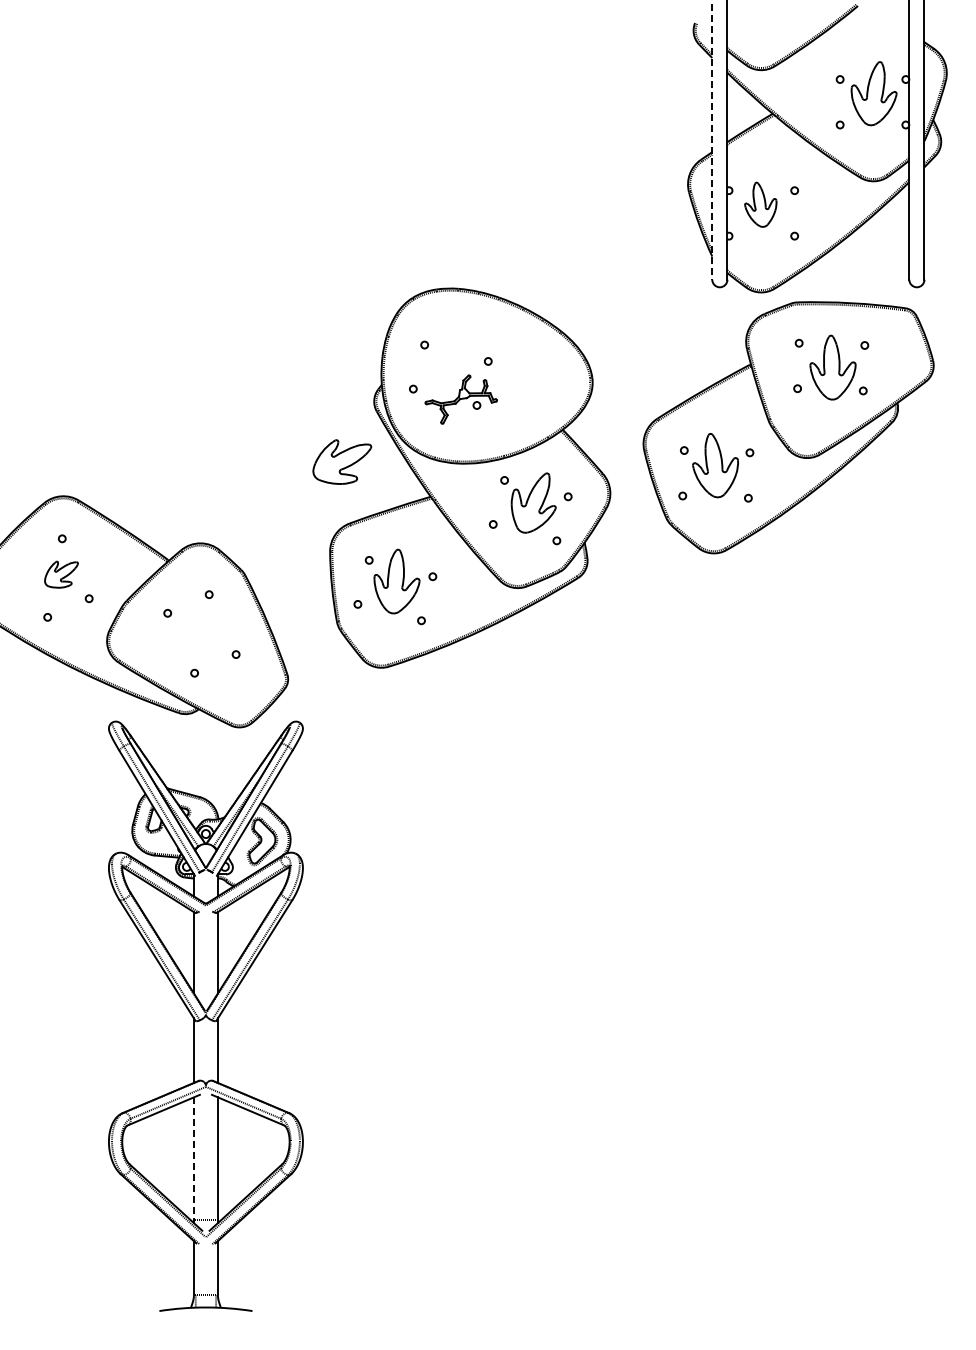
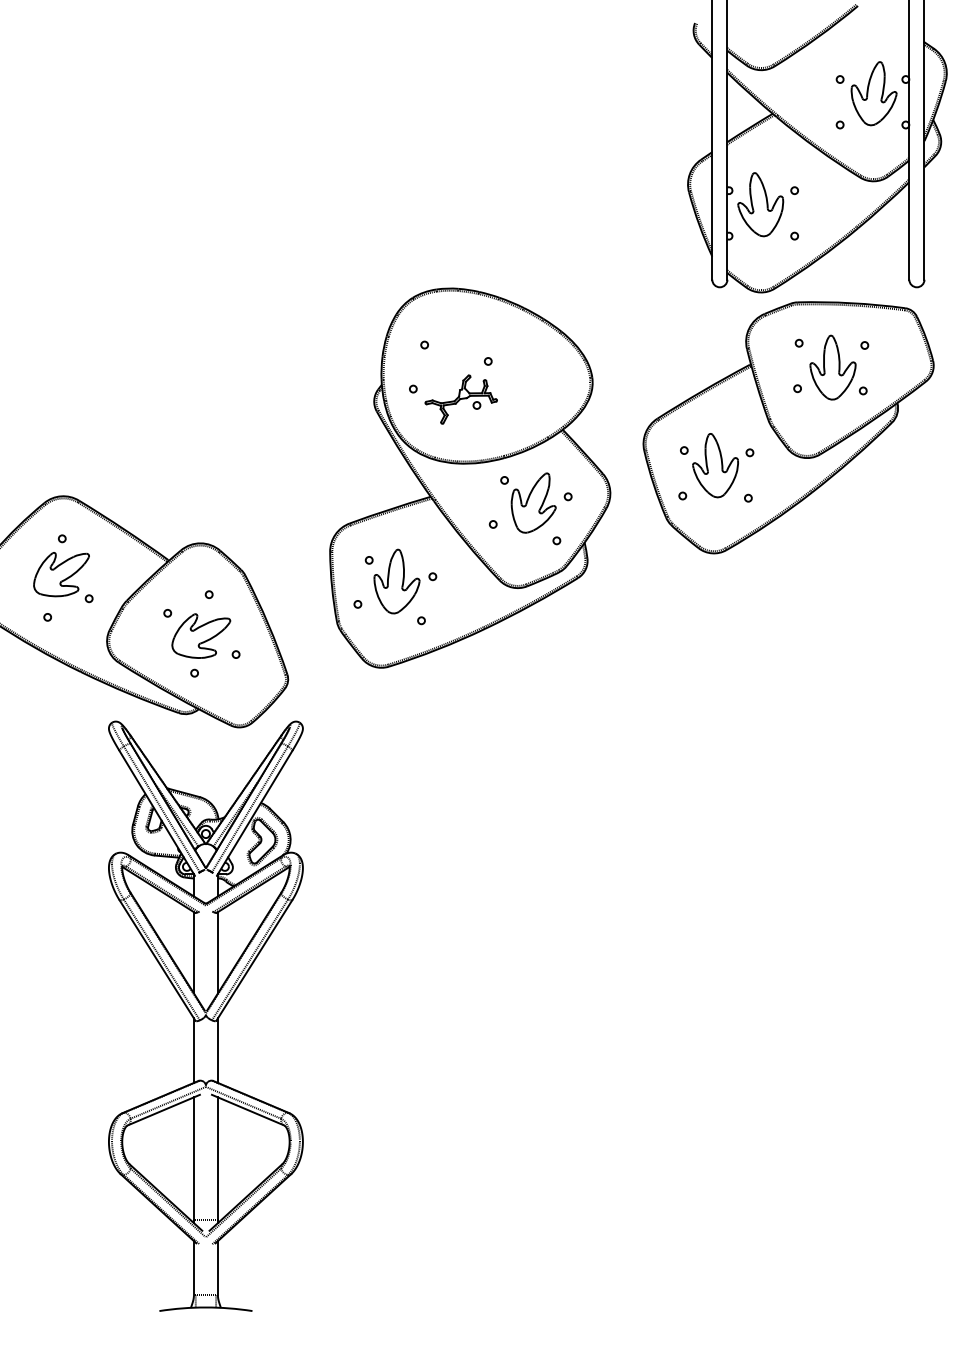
line: dashed -> solid (712, 140)
part size: 34x47 px -> 48x66 px (760, 204)
part position: (342, 461) -> (201, 635) (201, 635)
part size: 35x29 px -> 57x46 px (61, 574)
line: dashed -> solid (193, 1159)
